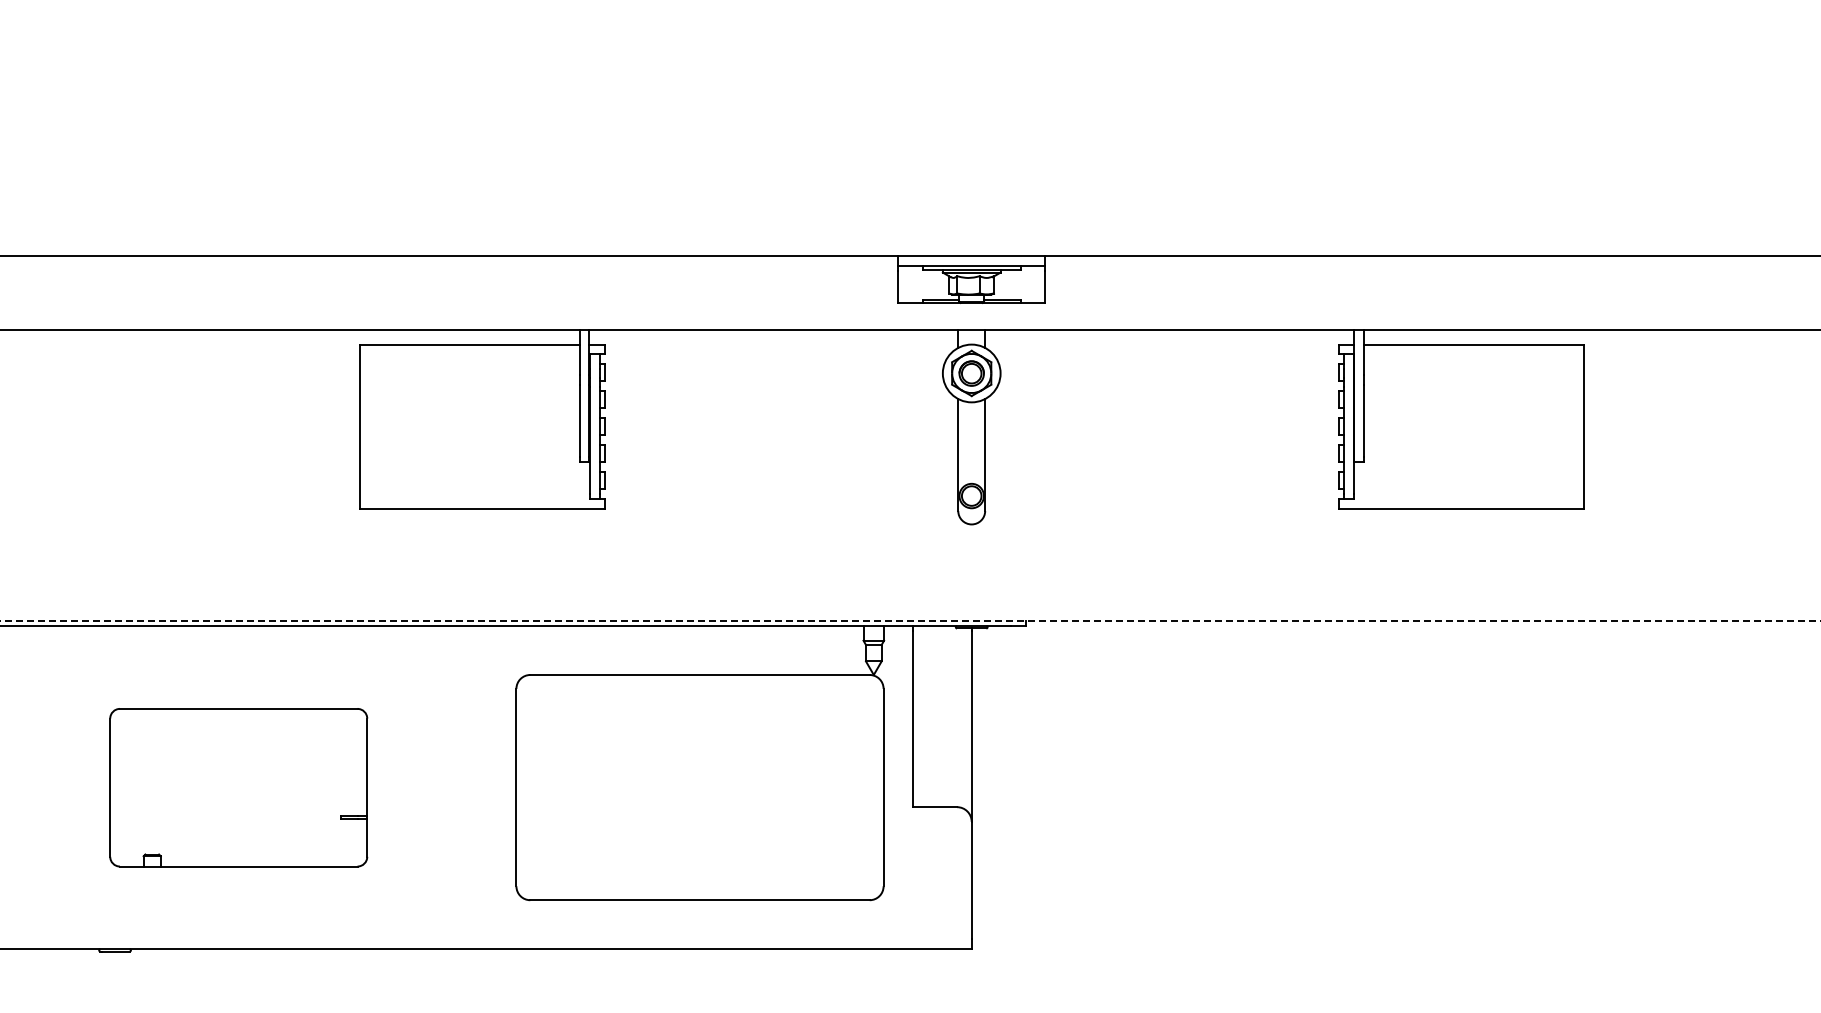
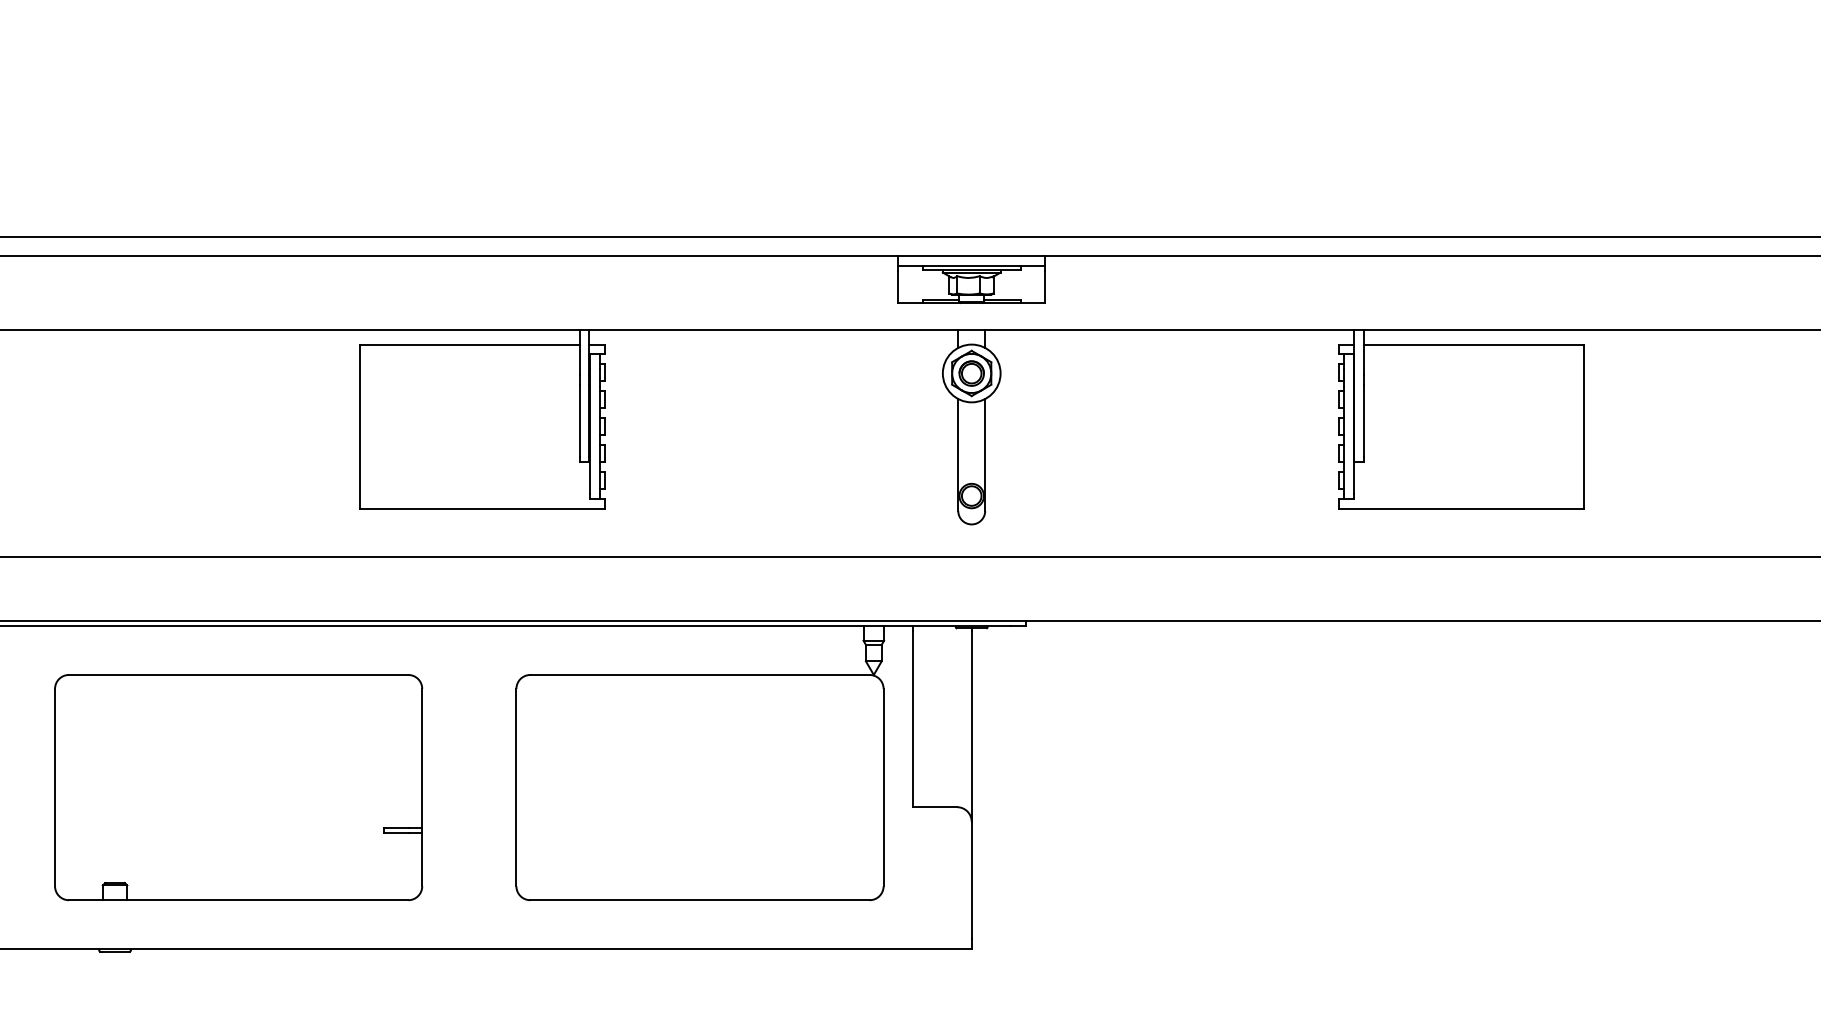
line: none -> present (909, 236)
line: none -> present (909, 557)
line: dashed -> solid (910, 621)
part size: 260x160 px -> 370x228 px (238, 787)
